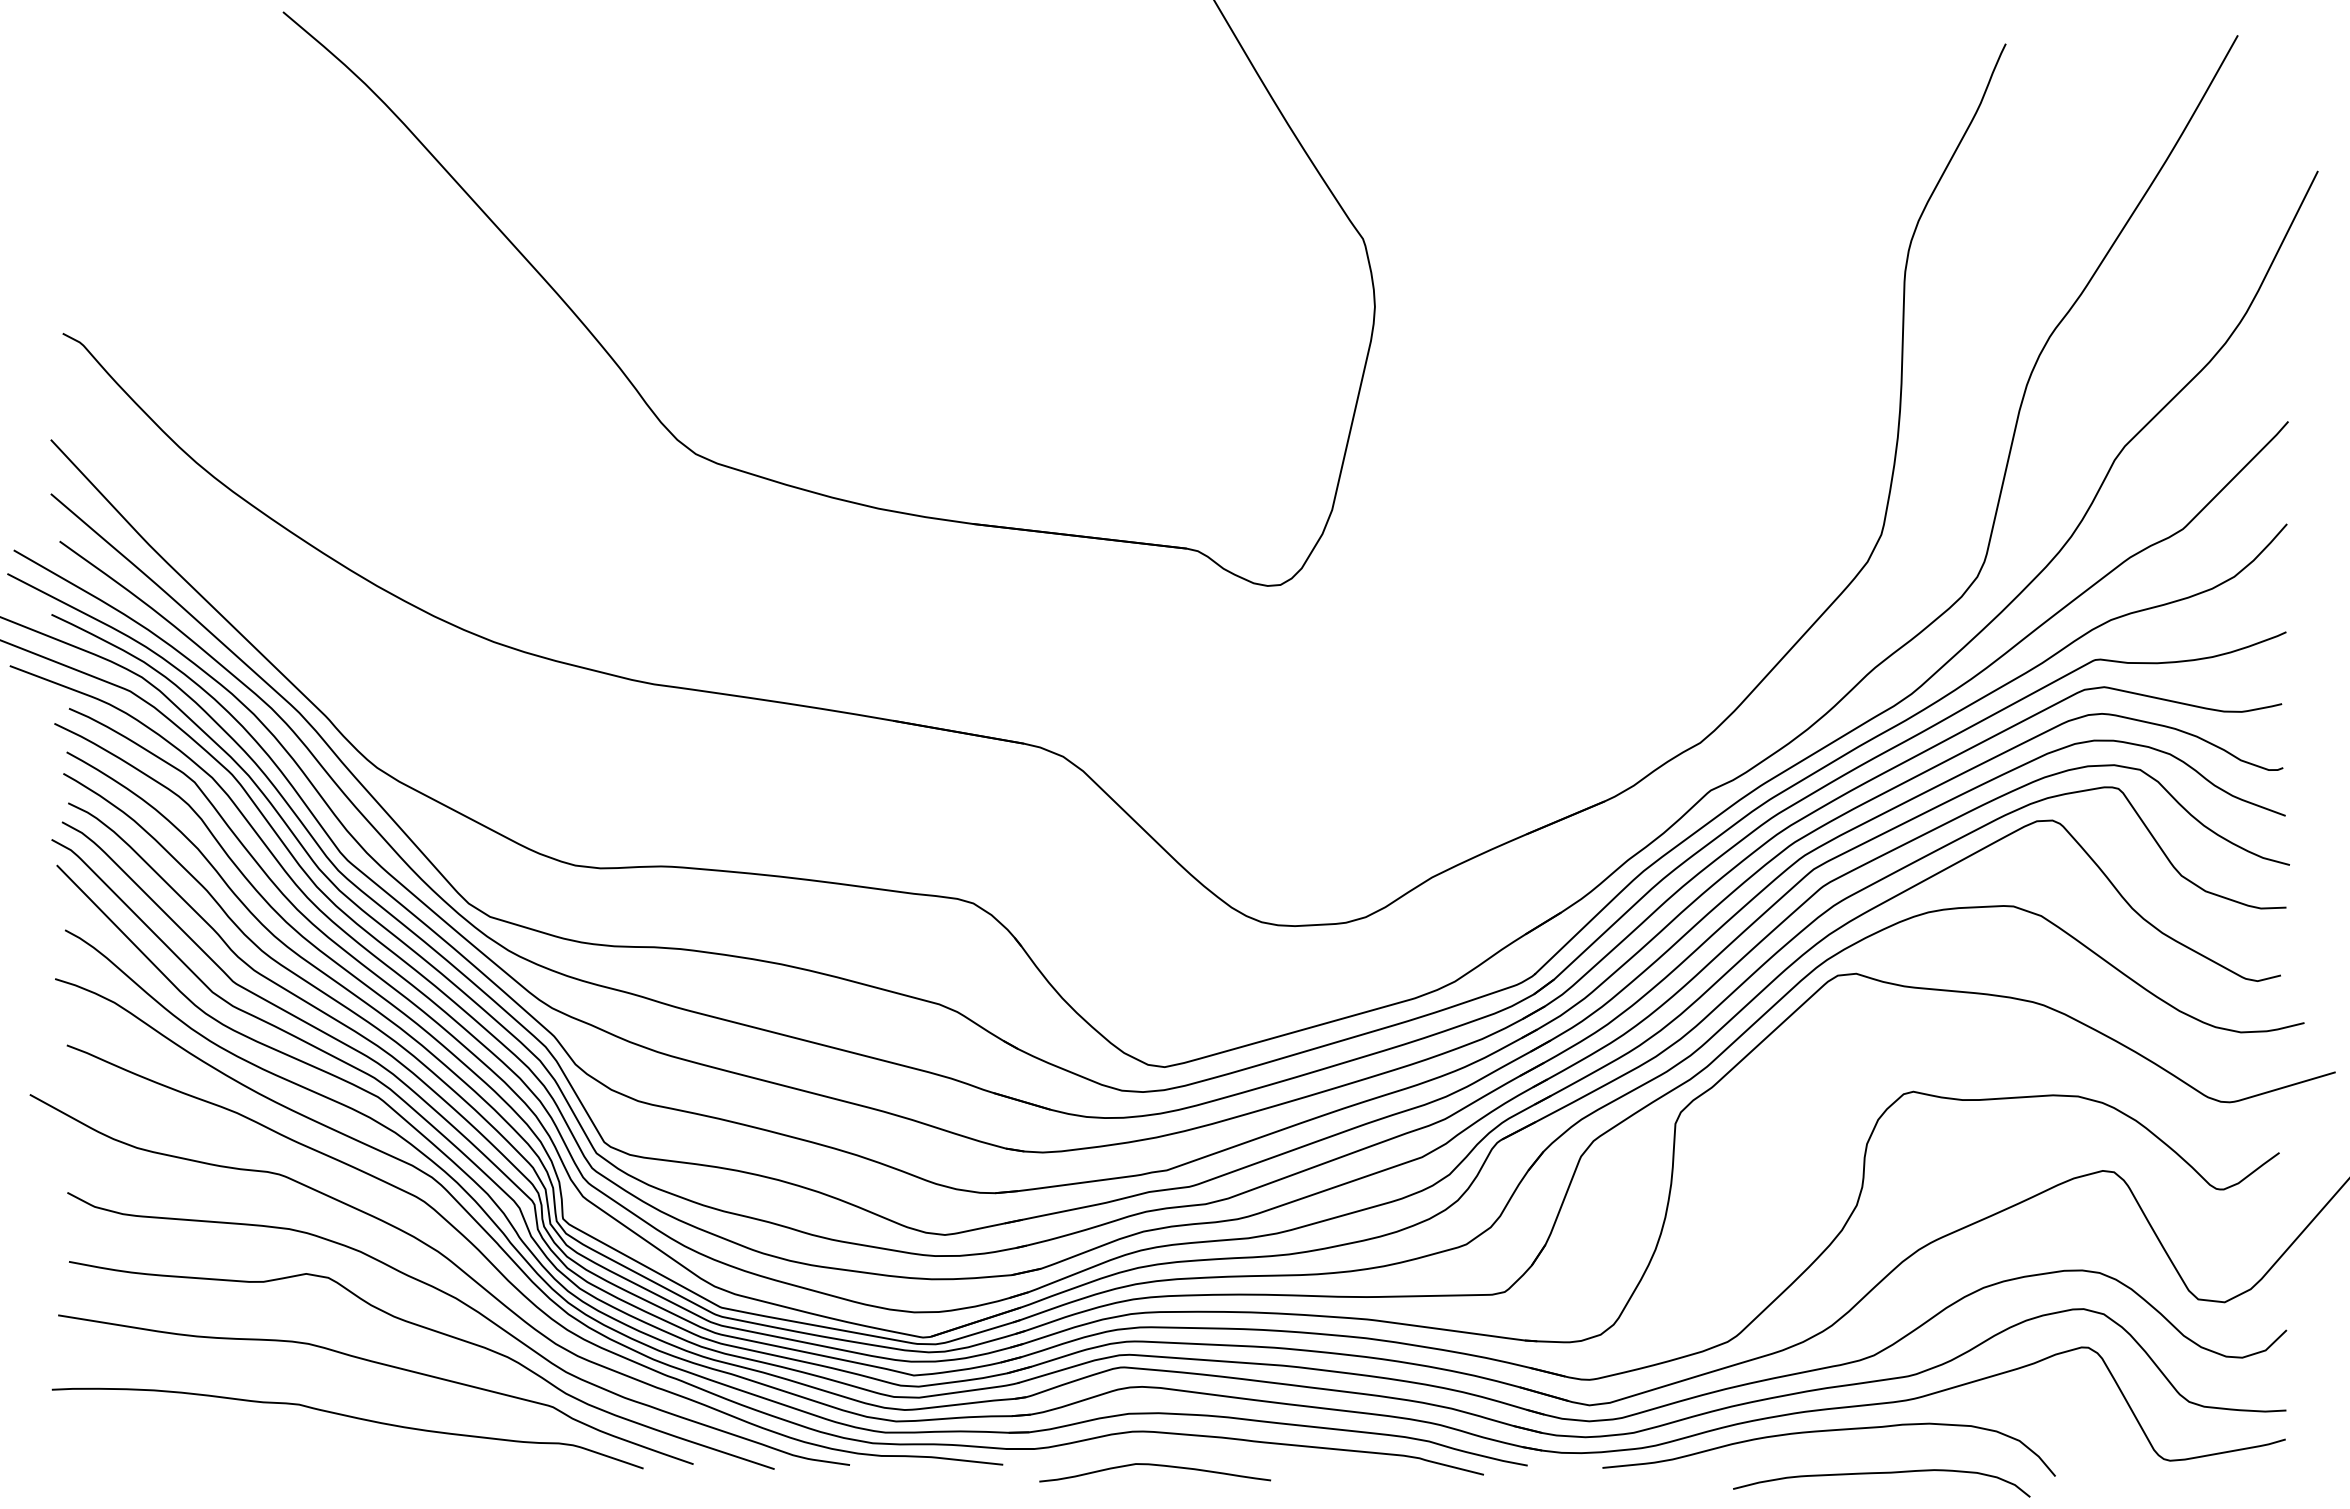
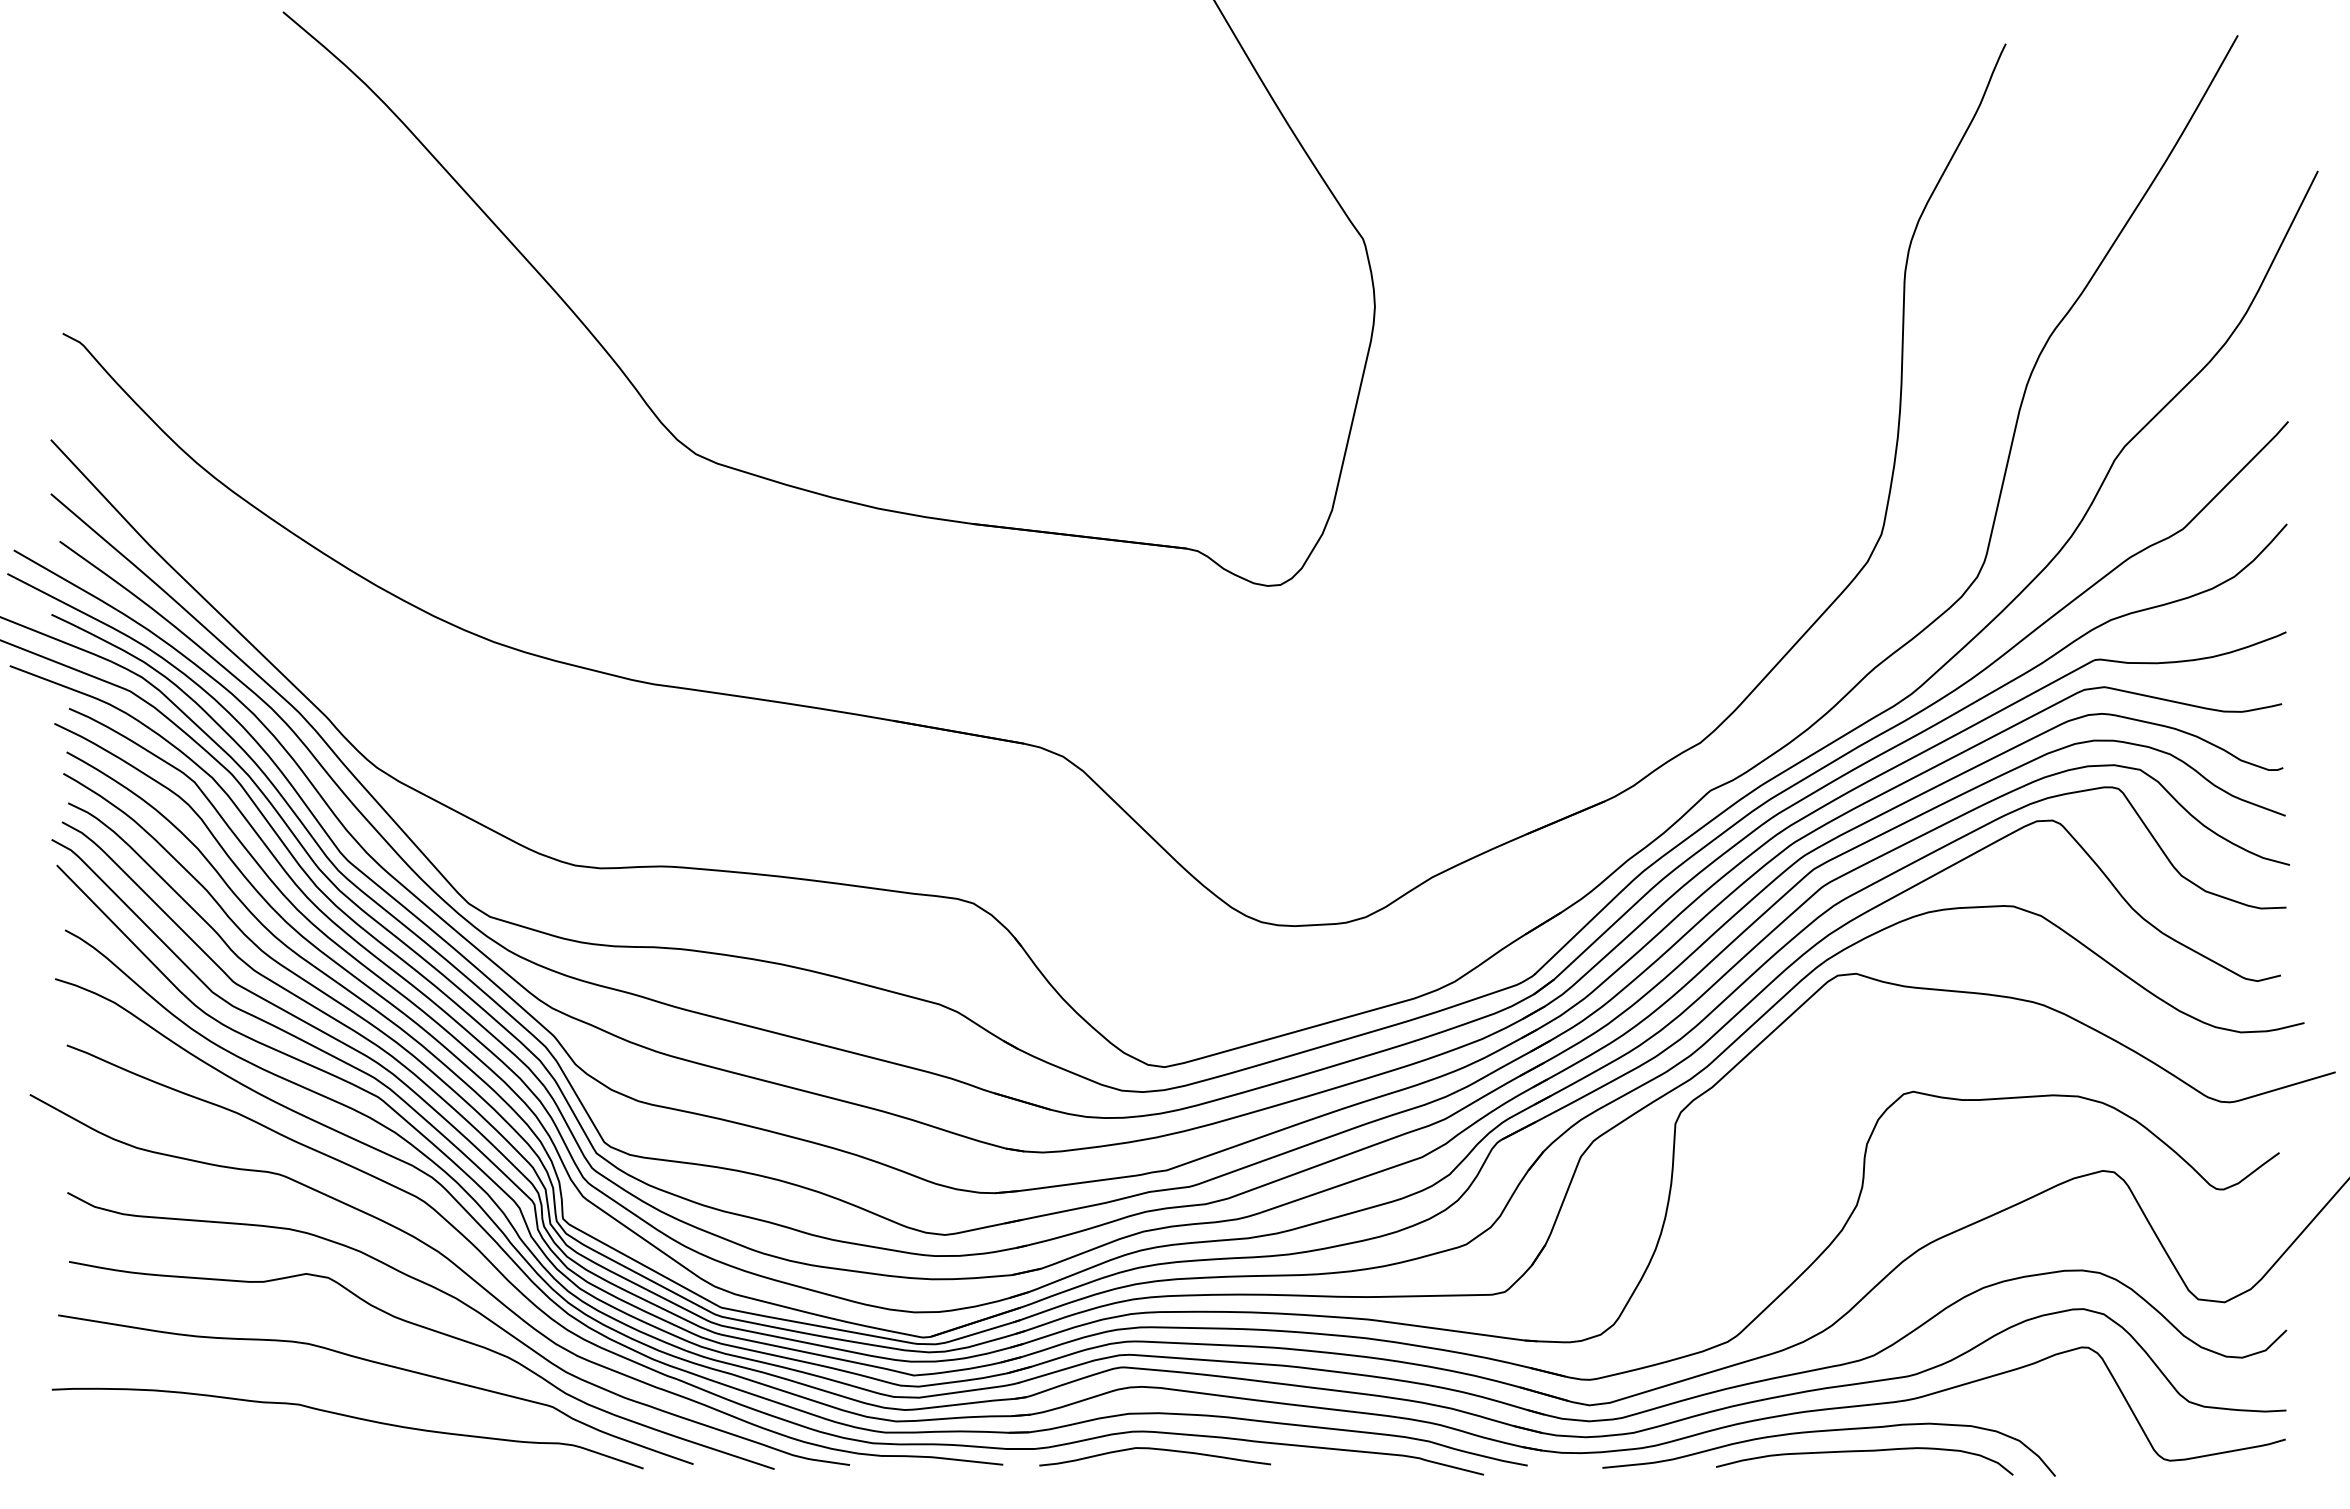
curve position: (1158, 1466) -> (1158, 1450) (1158, 1450)
curve position: (1881, 1473) -> (1864, 1451) (1864, 1451)
